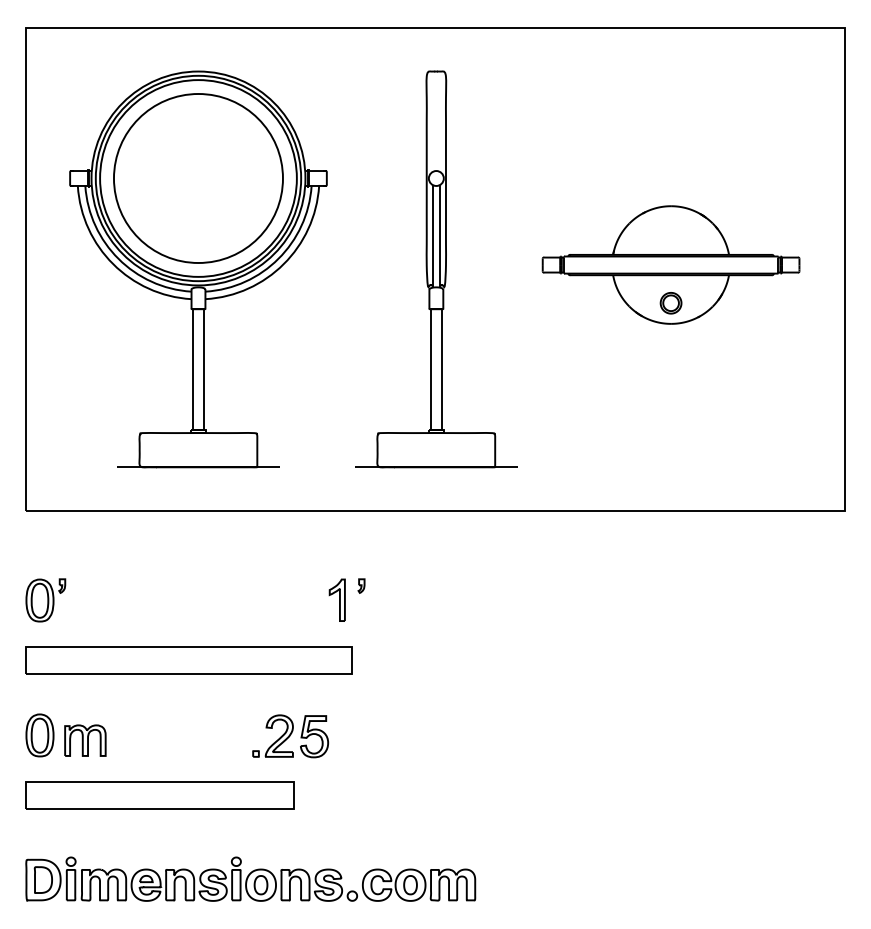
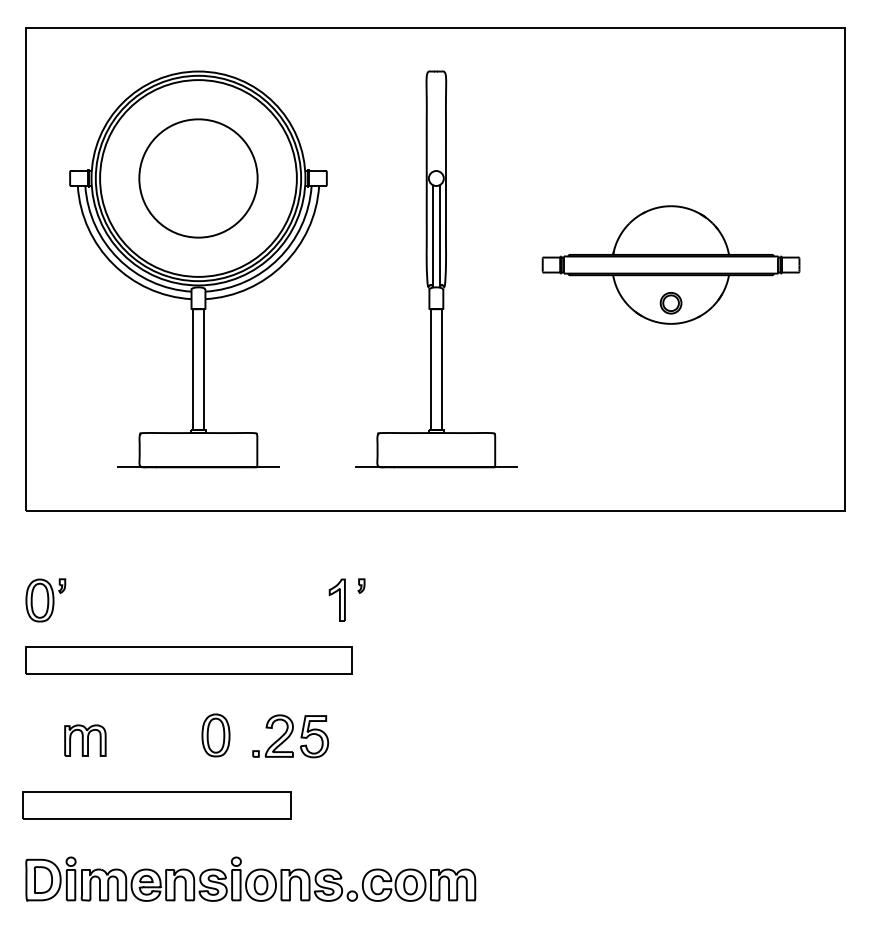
circle diameter: 169 px -> 118 px (198, 178)
part position: (39, 735) -> (215, 735) (215, 735)
part position: (159, 795) -> (156, 805) (156, 805)
